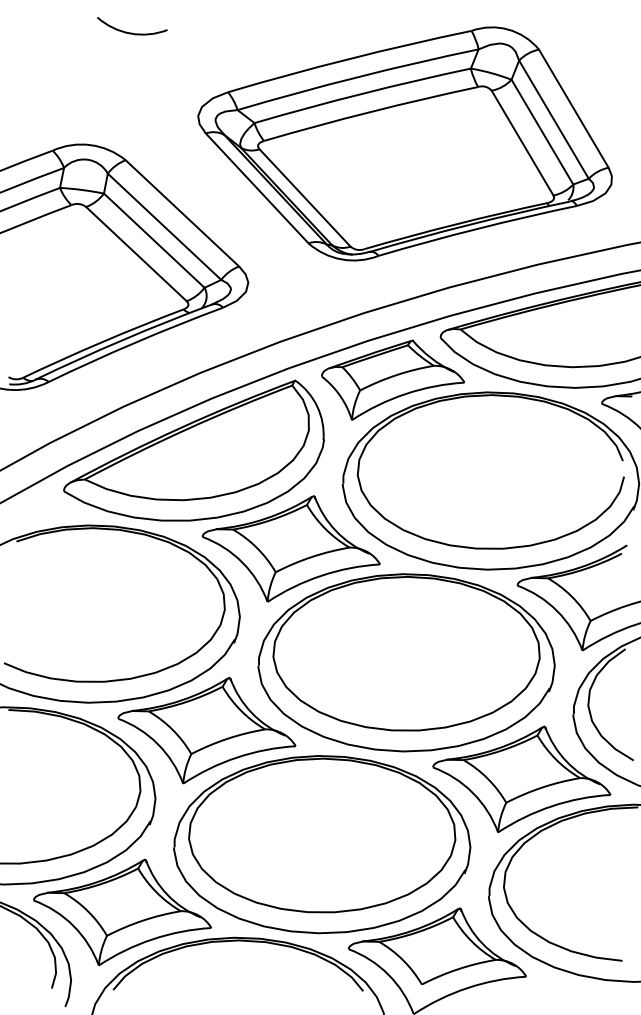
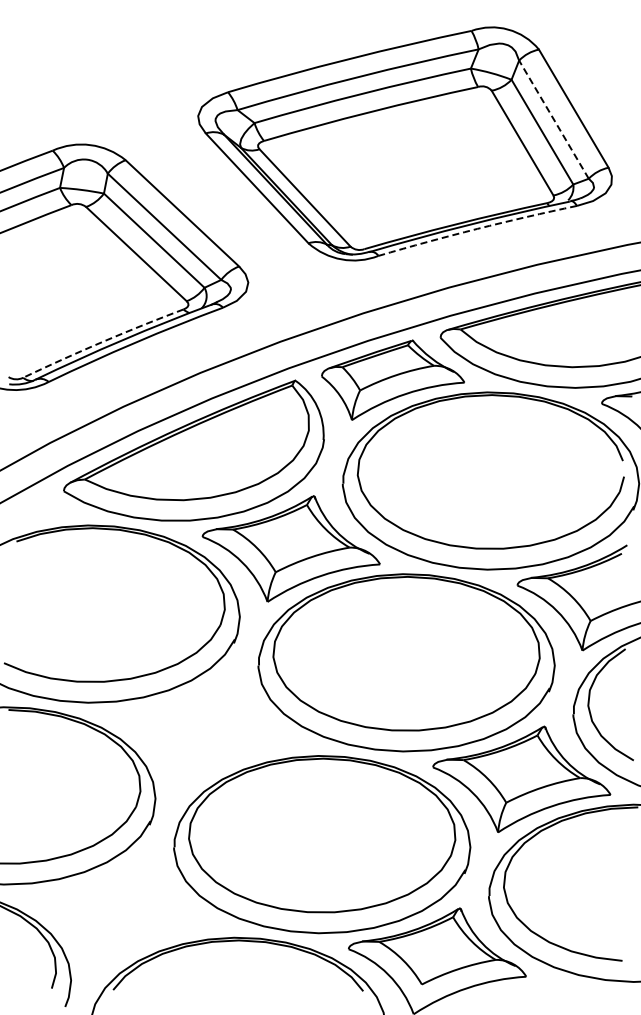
arc: present -> none (132, 32)
line: solid -> dashed (553, 119)
arc: solid -> dashed (477, 228)
arc: solid -> dashed (102, 341)
part: present -> none (206, 730)
part: present -> none (122, 912)
